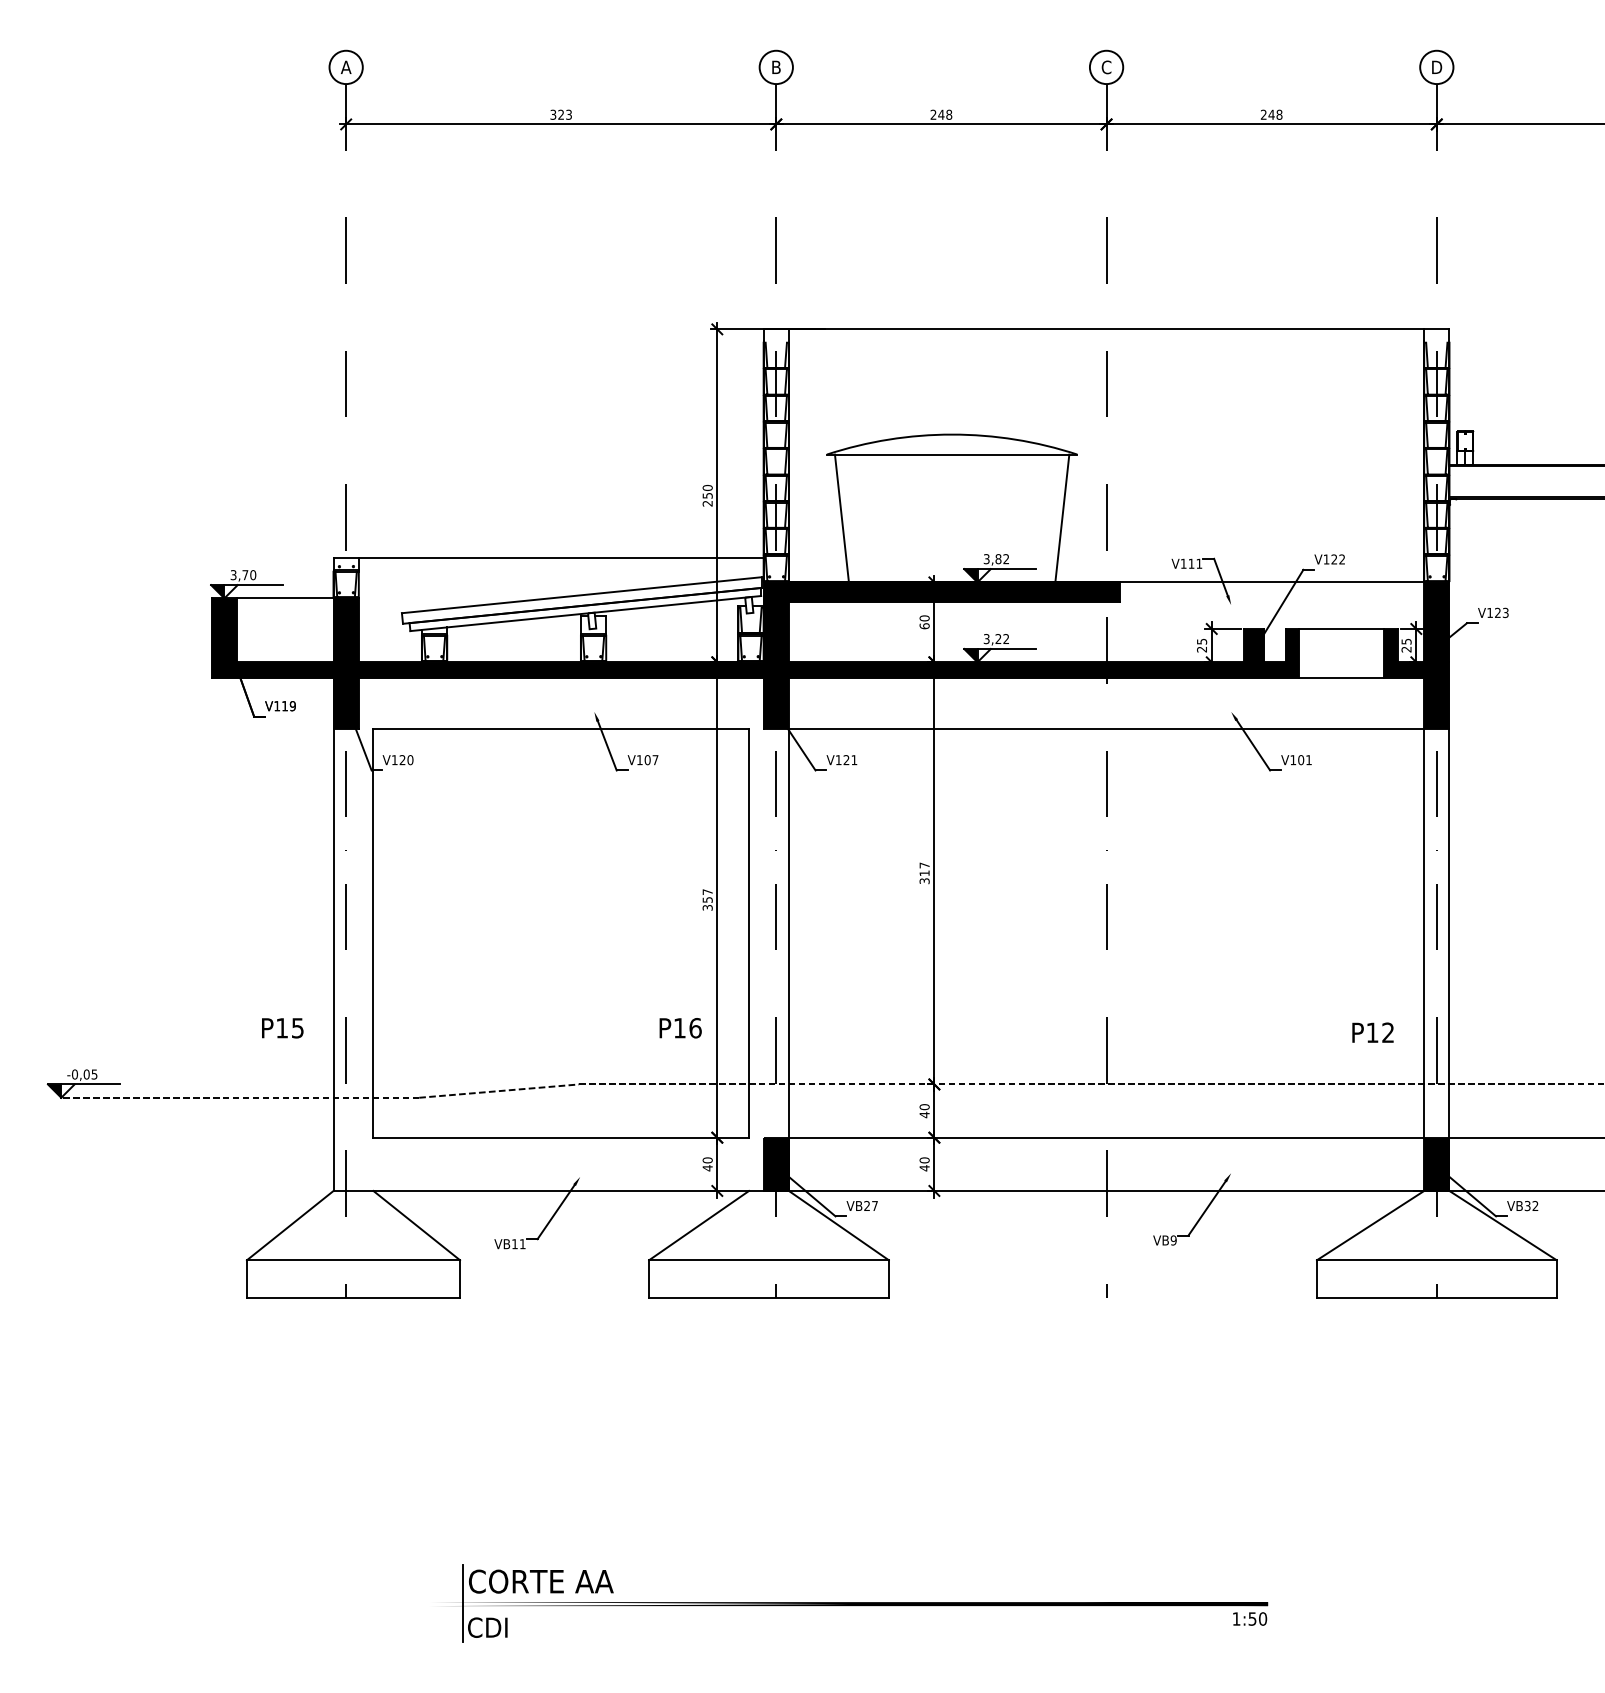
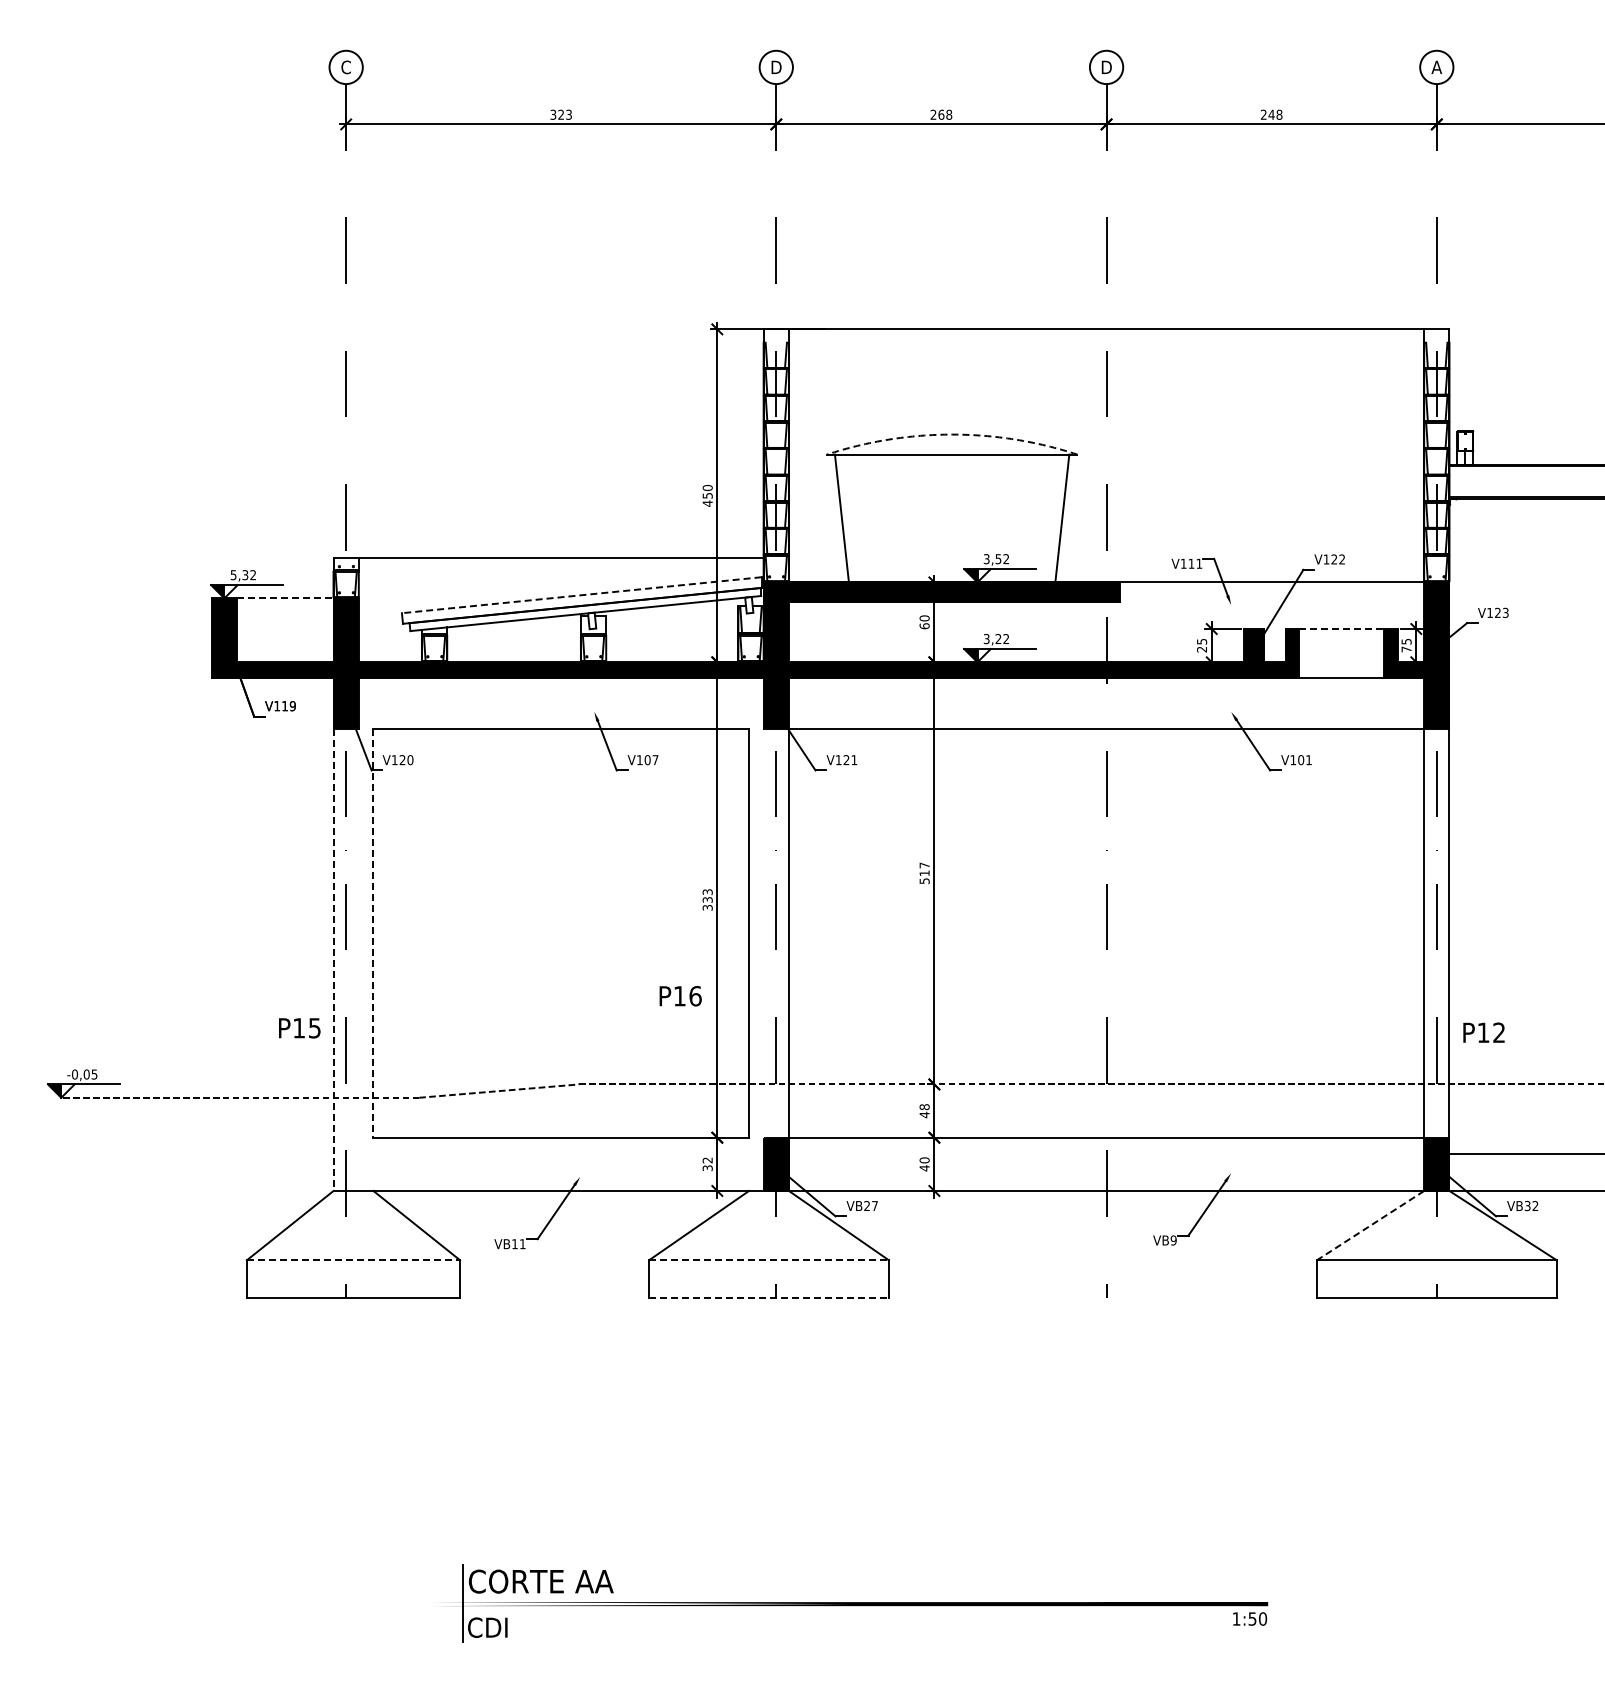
text: B -> D (776, 66)
text: D -> A (1436, 66)
text: A -> C (345, 67)
text: C -> D (1106, 67)
text: 248 -> 268 (941, 114)
arc: solid -> dashed (952, 434)
text: 250 -> 450 (707, 503)
text: 3,82 -> 3,52 (998, 559)
text: 3,70 -> 5,32 (243, 575)
line: solid -> dashed (581, 595)
line: solid -> dashed (285, 598)
line: solid -> dashed (1341, 629)
text: 25 -> 75 (1406, 649)
text: 317 -> 517 (923, 880)
text: 357 -> 333 (707, 895)
line: solid -> dashed (373, 933)
line: solid -> dashed (333, 960)
text position: (282, 1028) -> (299, 1028) (299, 1028)
text position: (680, 1028) -> (680, 996) (680, 996)
text position: (1372, 1032) -> (1483, 1032) (1483, 1032)
text: 40 -> 48 (924, 1107)
line position: (1525, 1137) -> (1525, 1153) (1525, 1153)
text: 40 -> 32 (707, 1164)
line: solid -> dashed (1370, 1225)
line: solid -> dashed (353, 1260)
line: solid -> dashed (769, 1260)
line: solid -> dashed (769, 1297)
